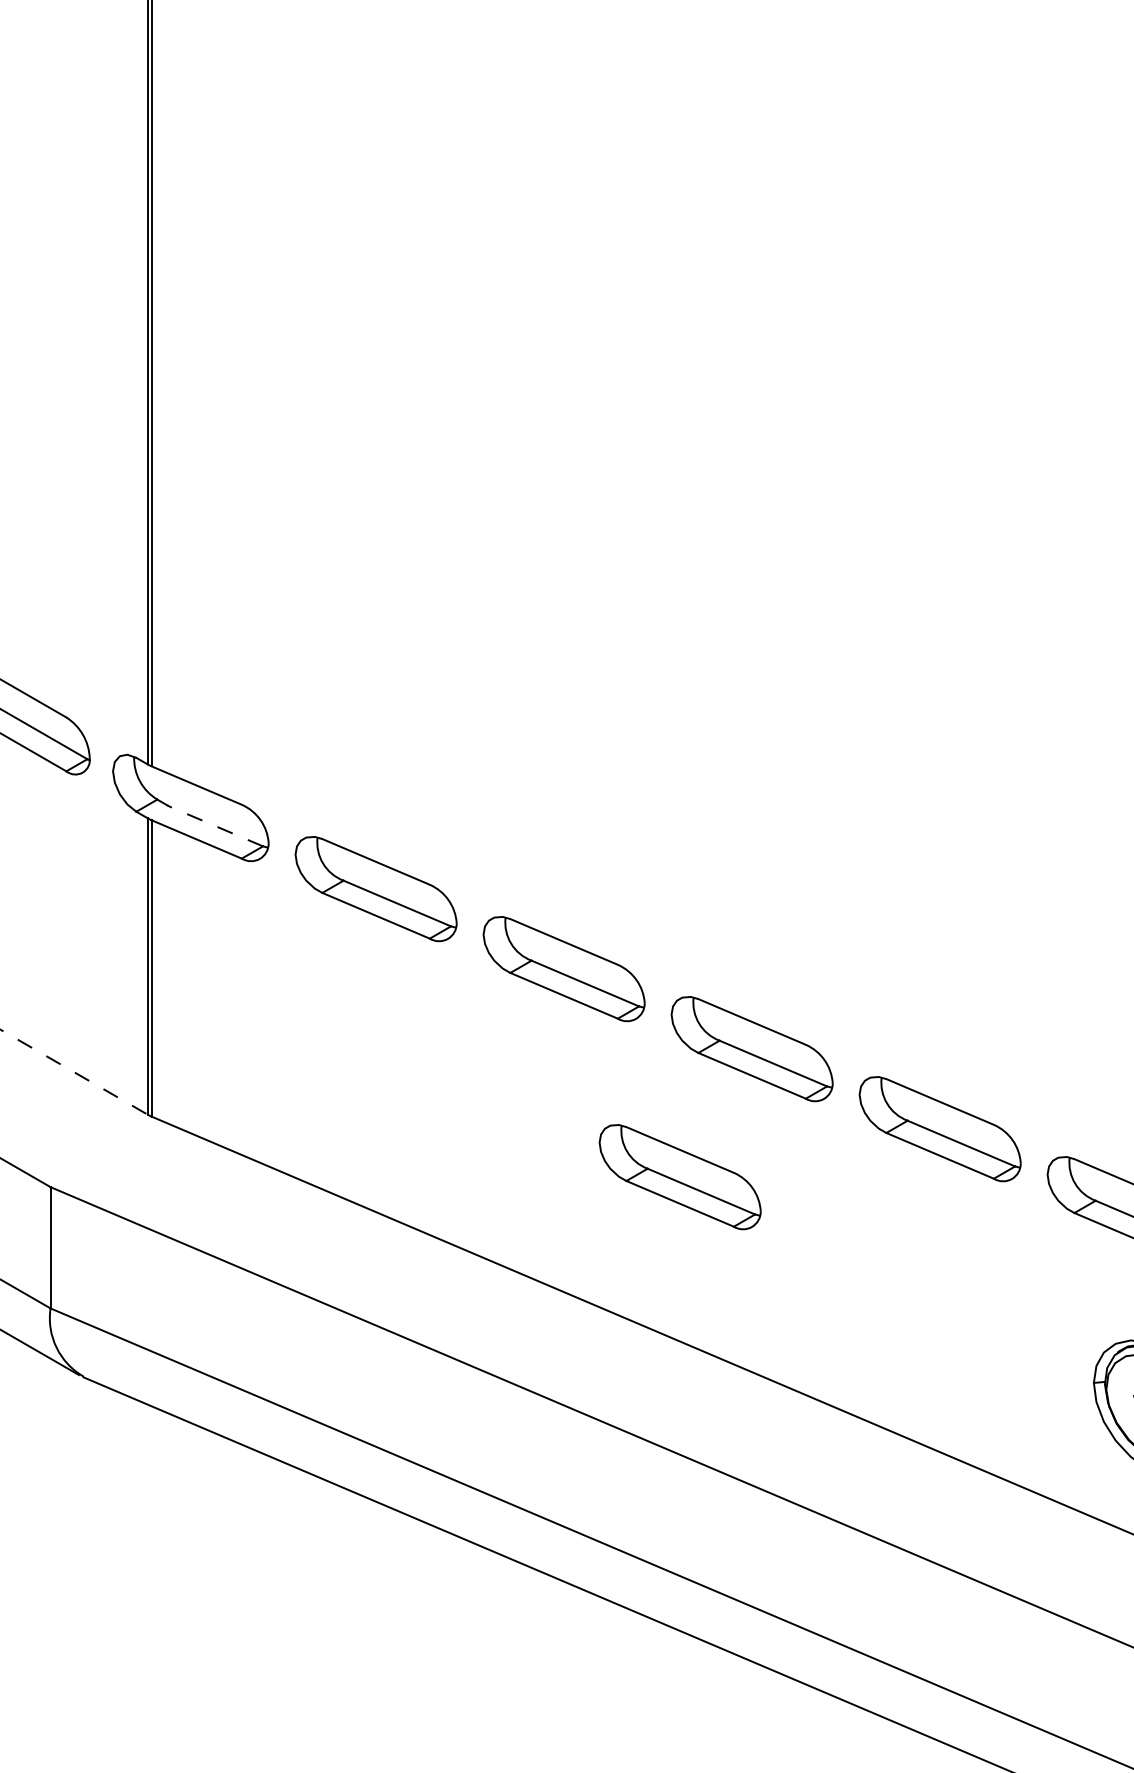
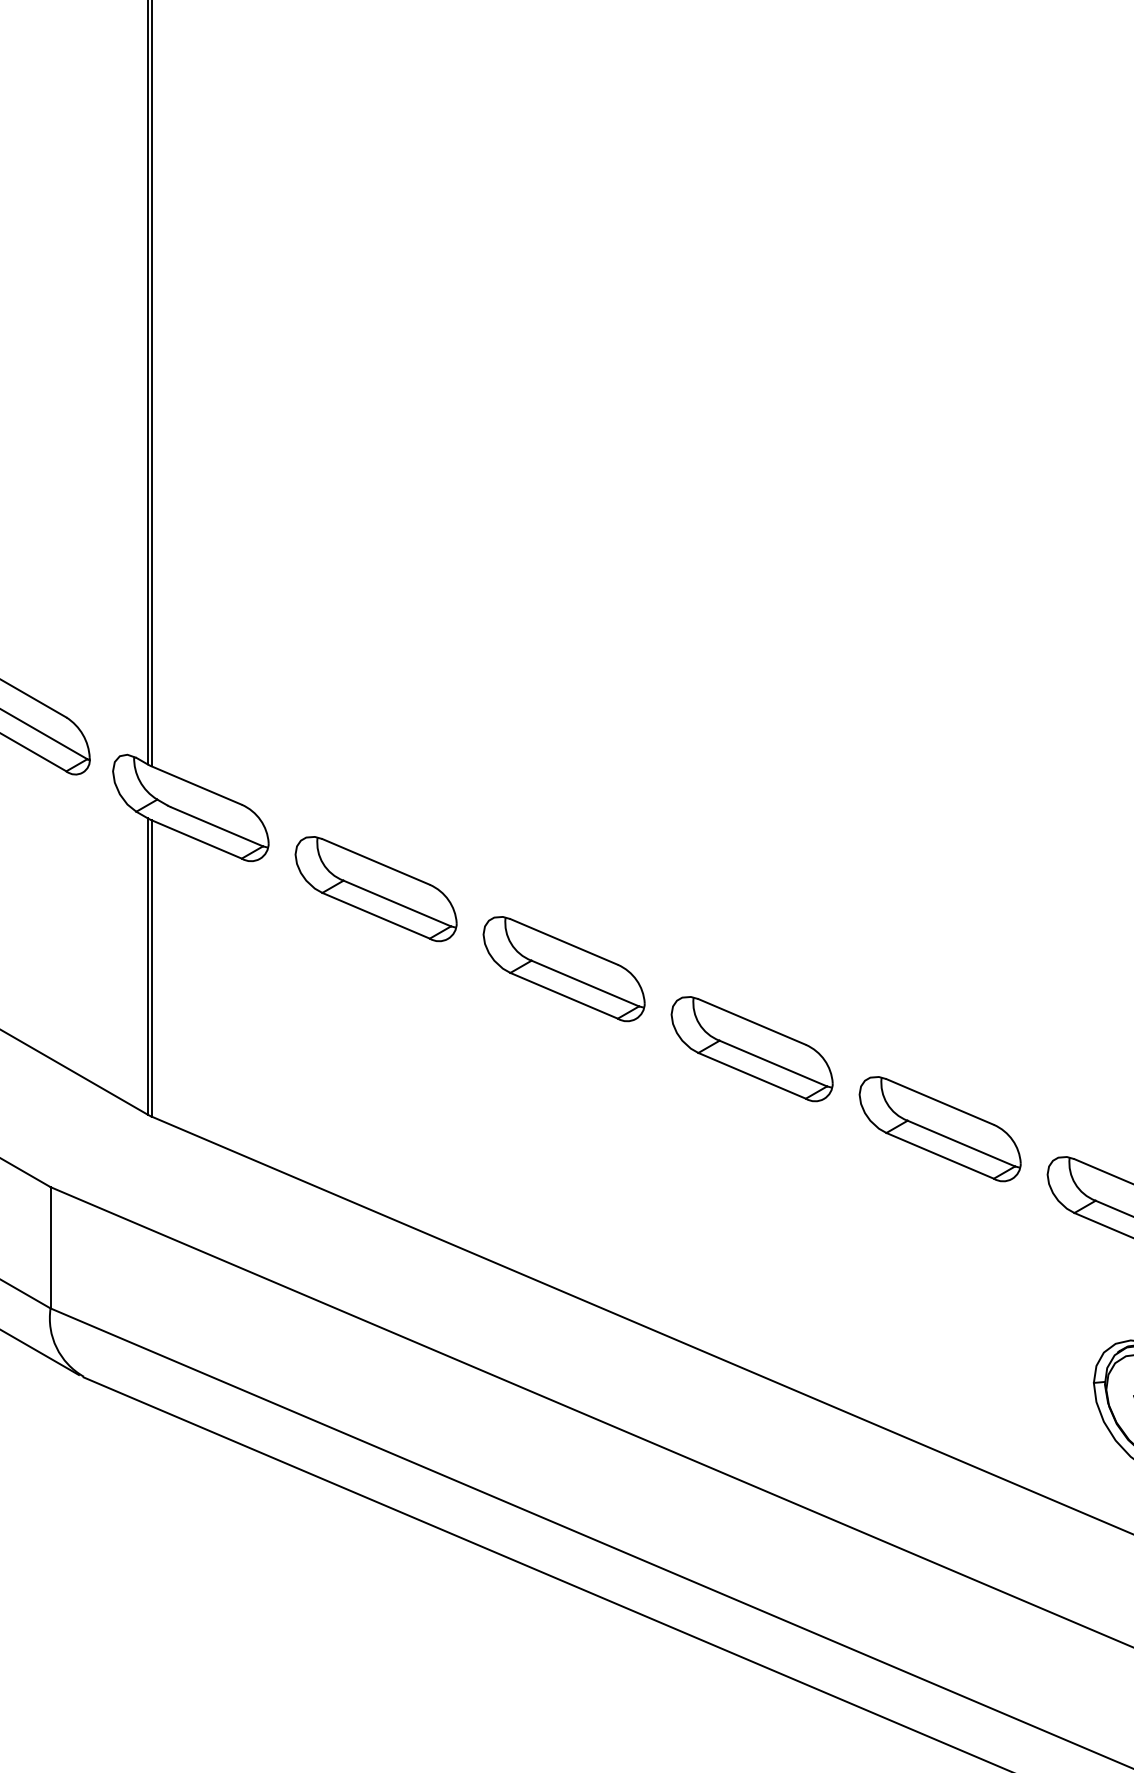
line: dashed -> solid (216, 826)
line: dashed -> solid (74, 1072)
part: present -> none (679, 1177)
